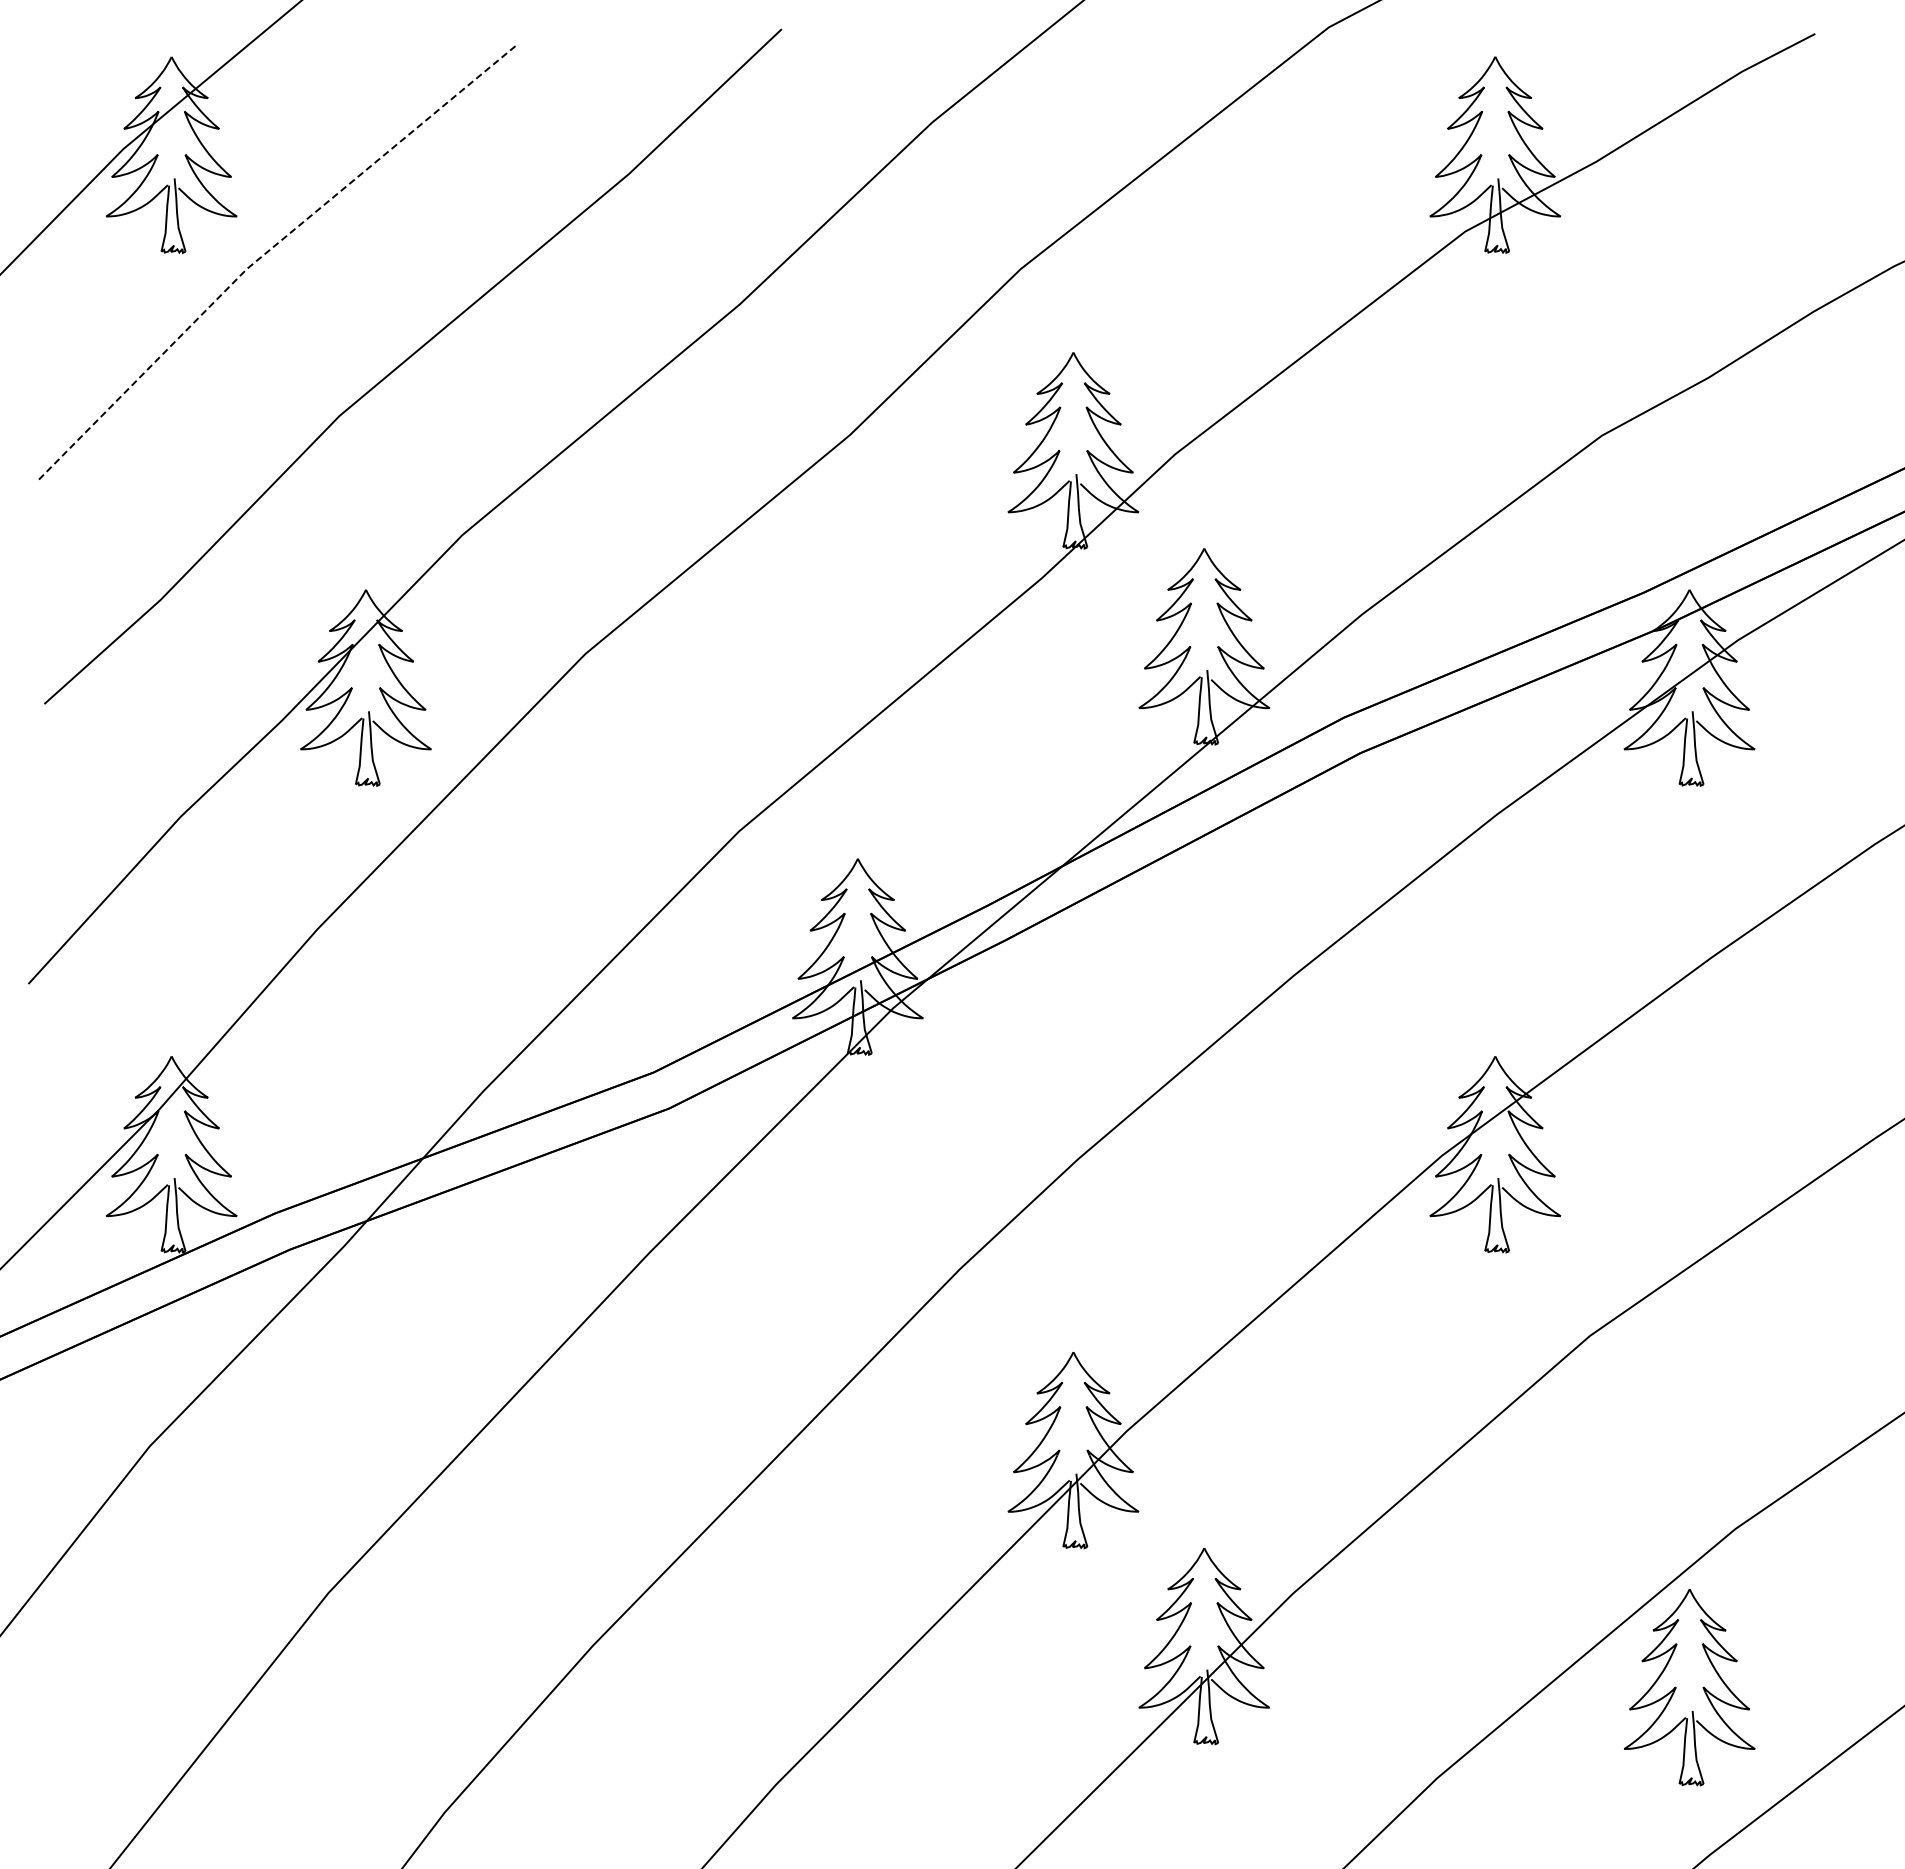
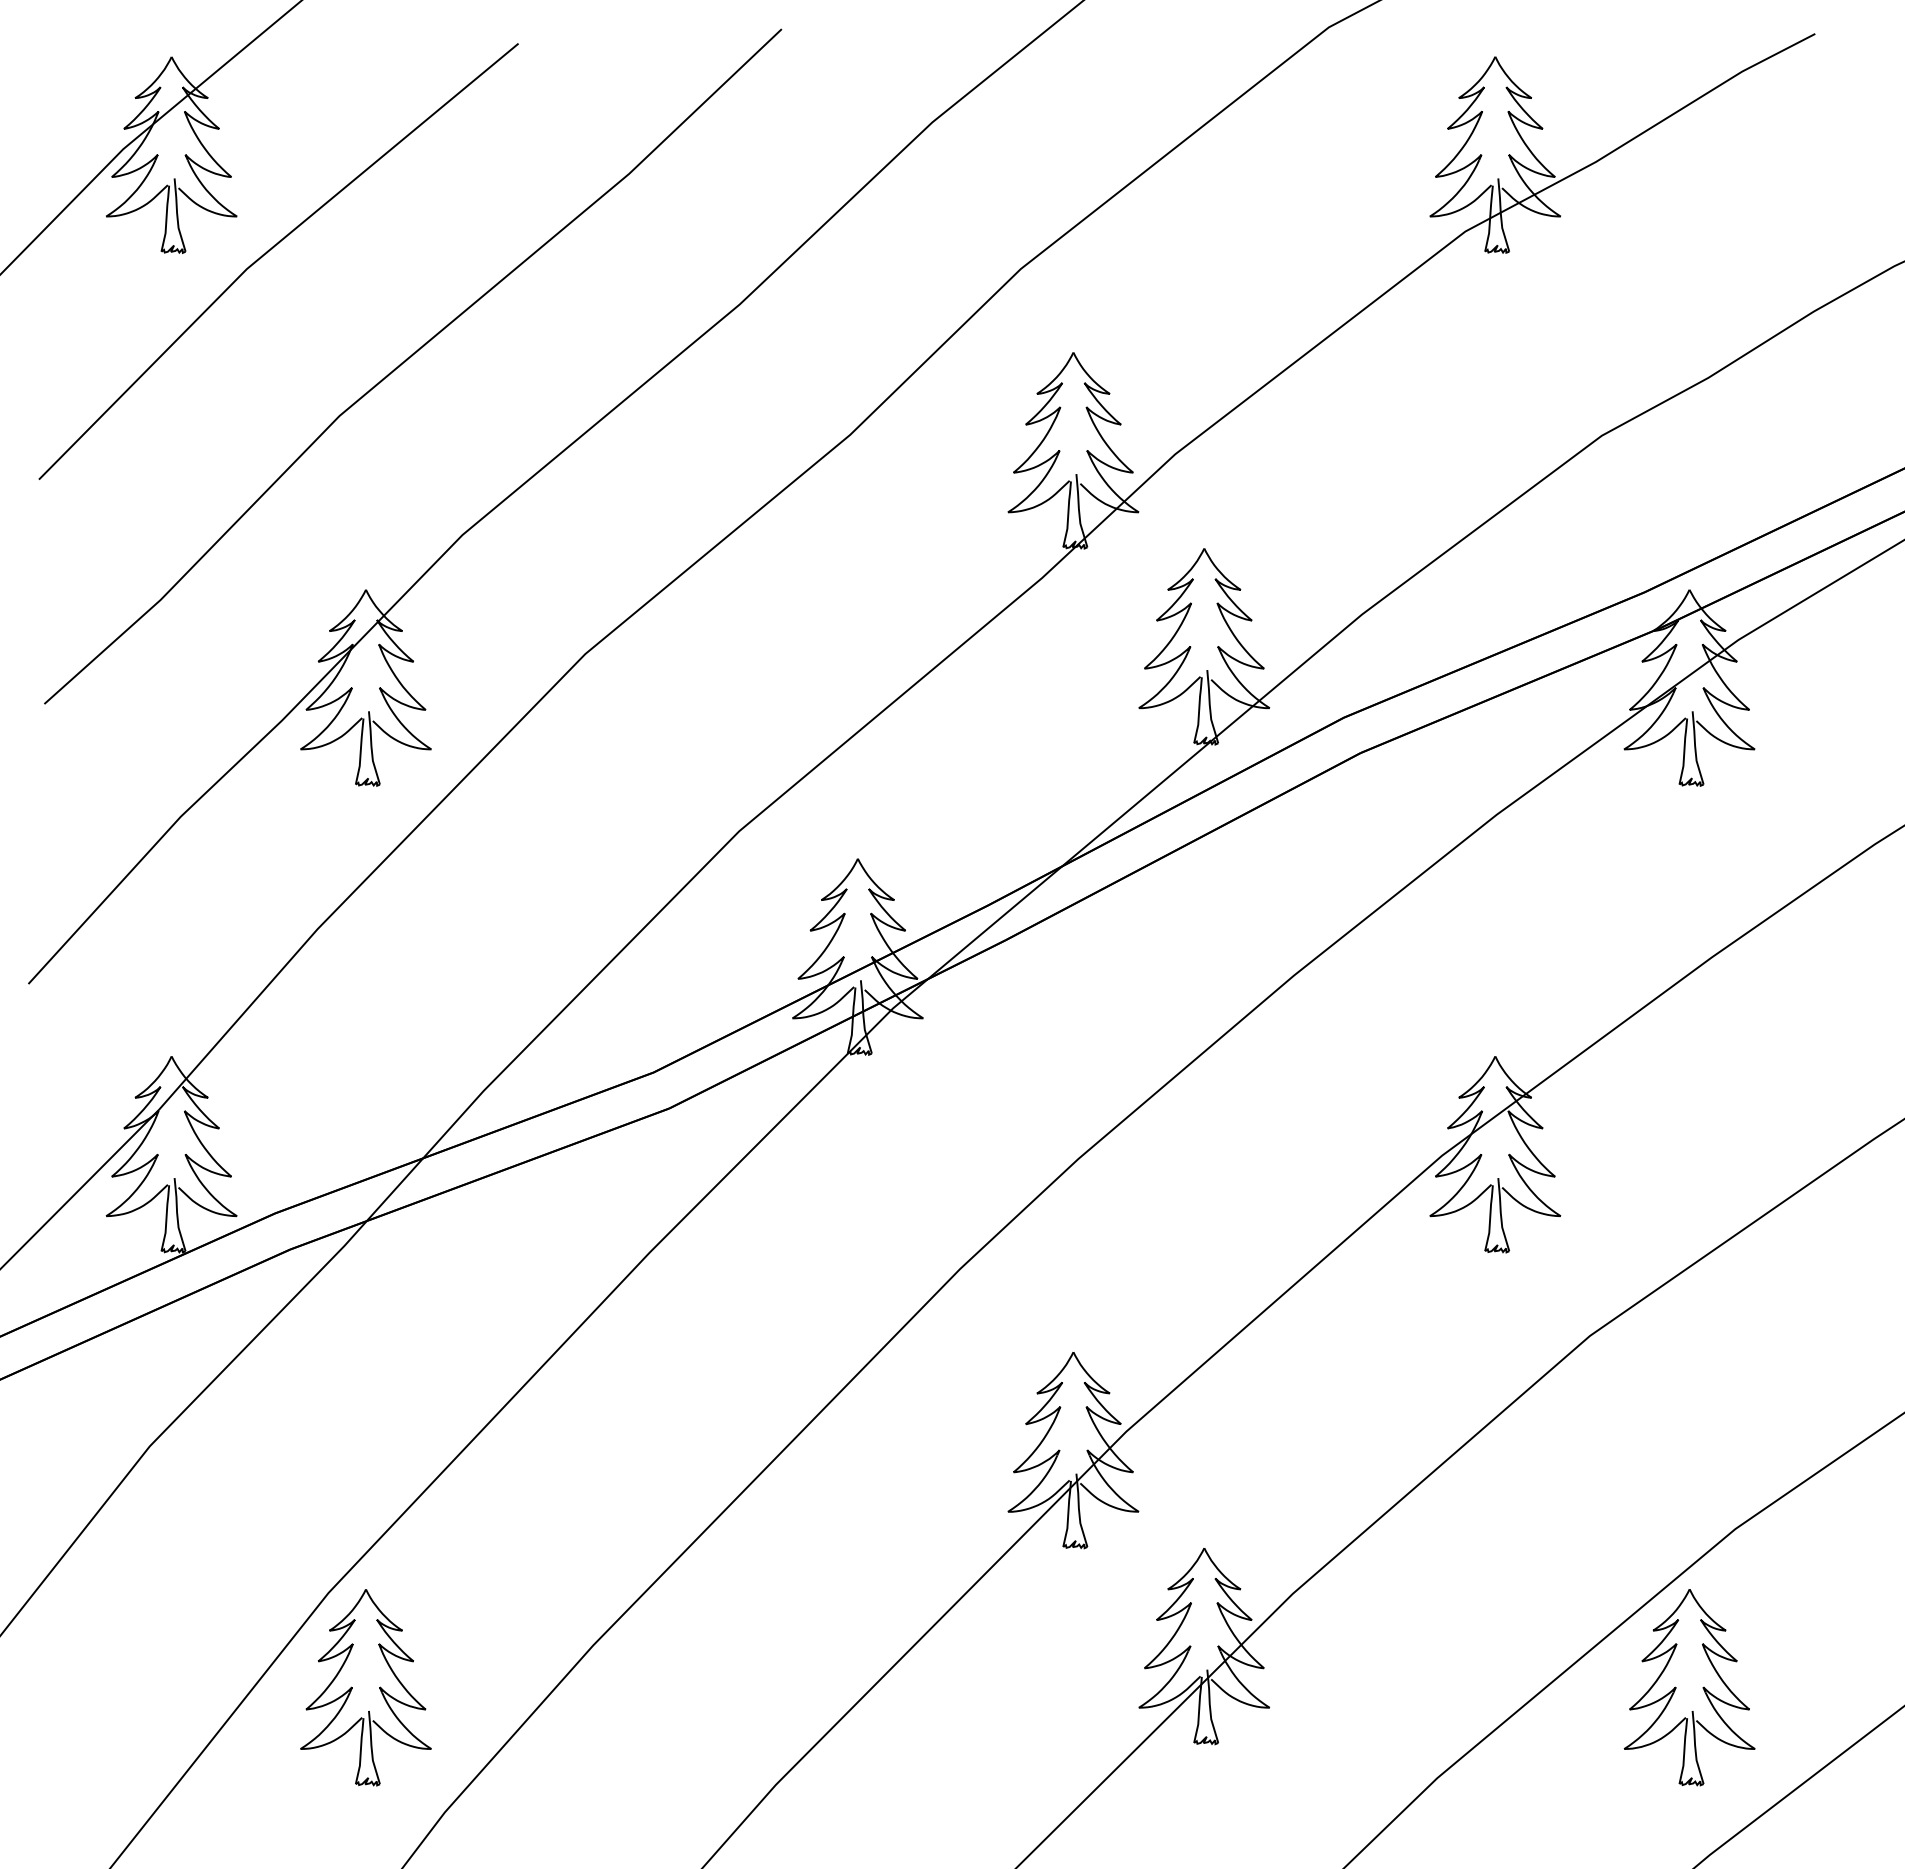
line: dashed -> solid (268, 251)
part: none -> present (352, 1687)
